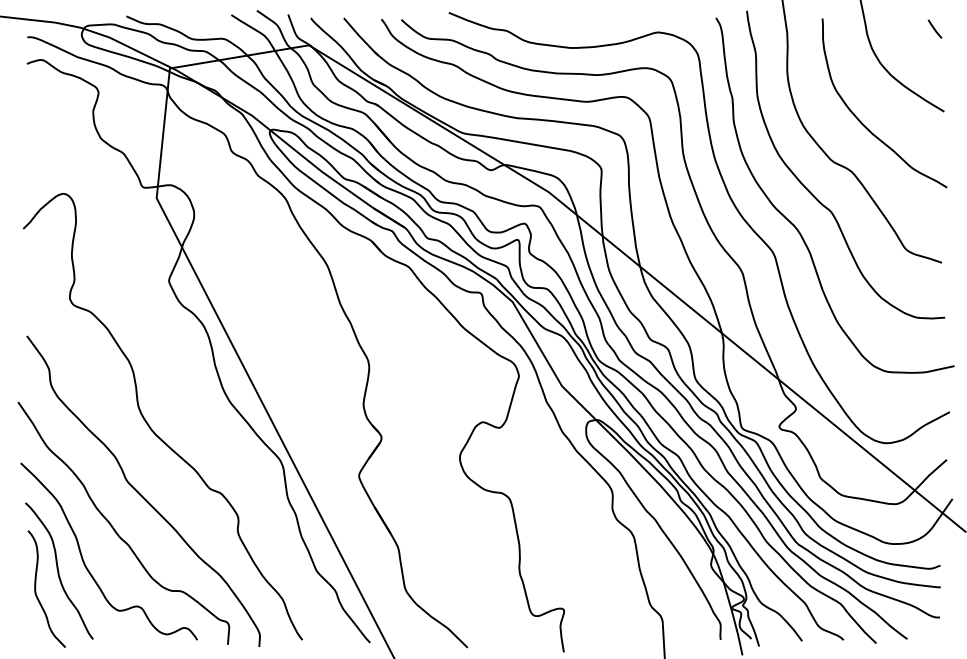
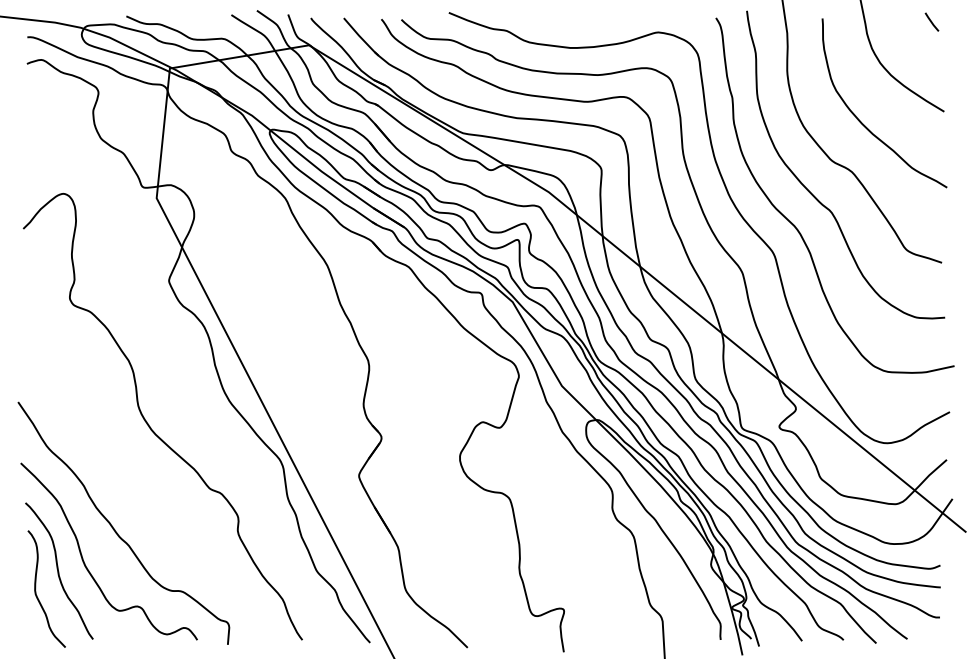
line position: (934, 28) -> (931, 21) (931, 21)
curve: present -> none (140, 493)
